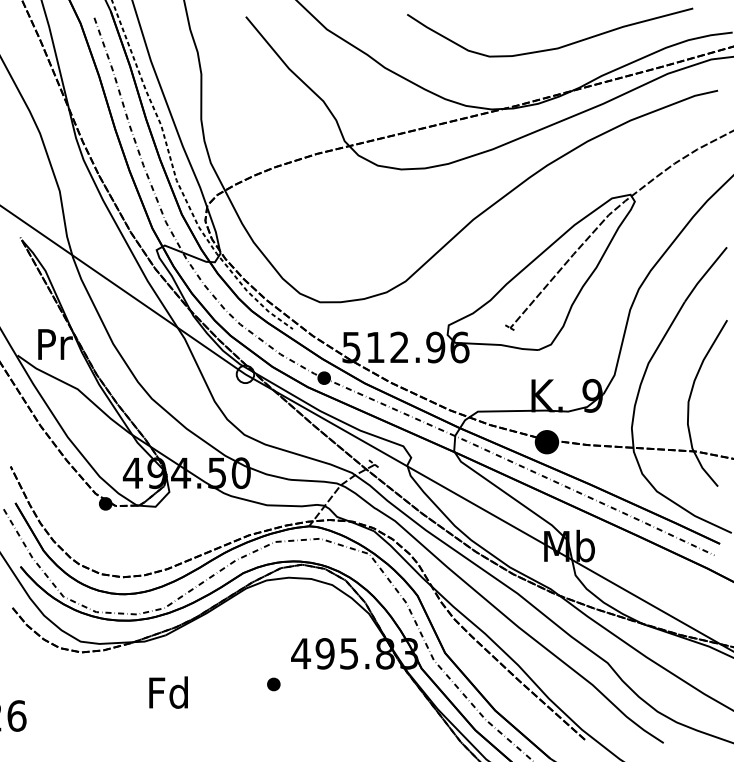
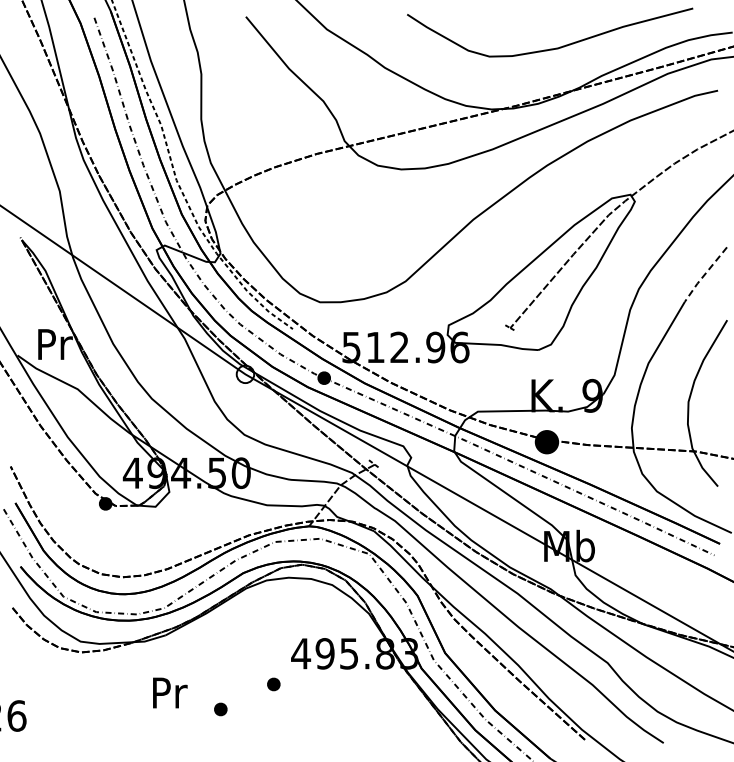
line: solid -> dashed (704, 274)
text: Fd -> Pr (168, 692)
part: none -> present (220, 709)
